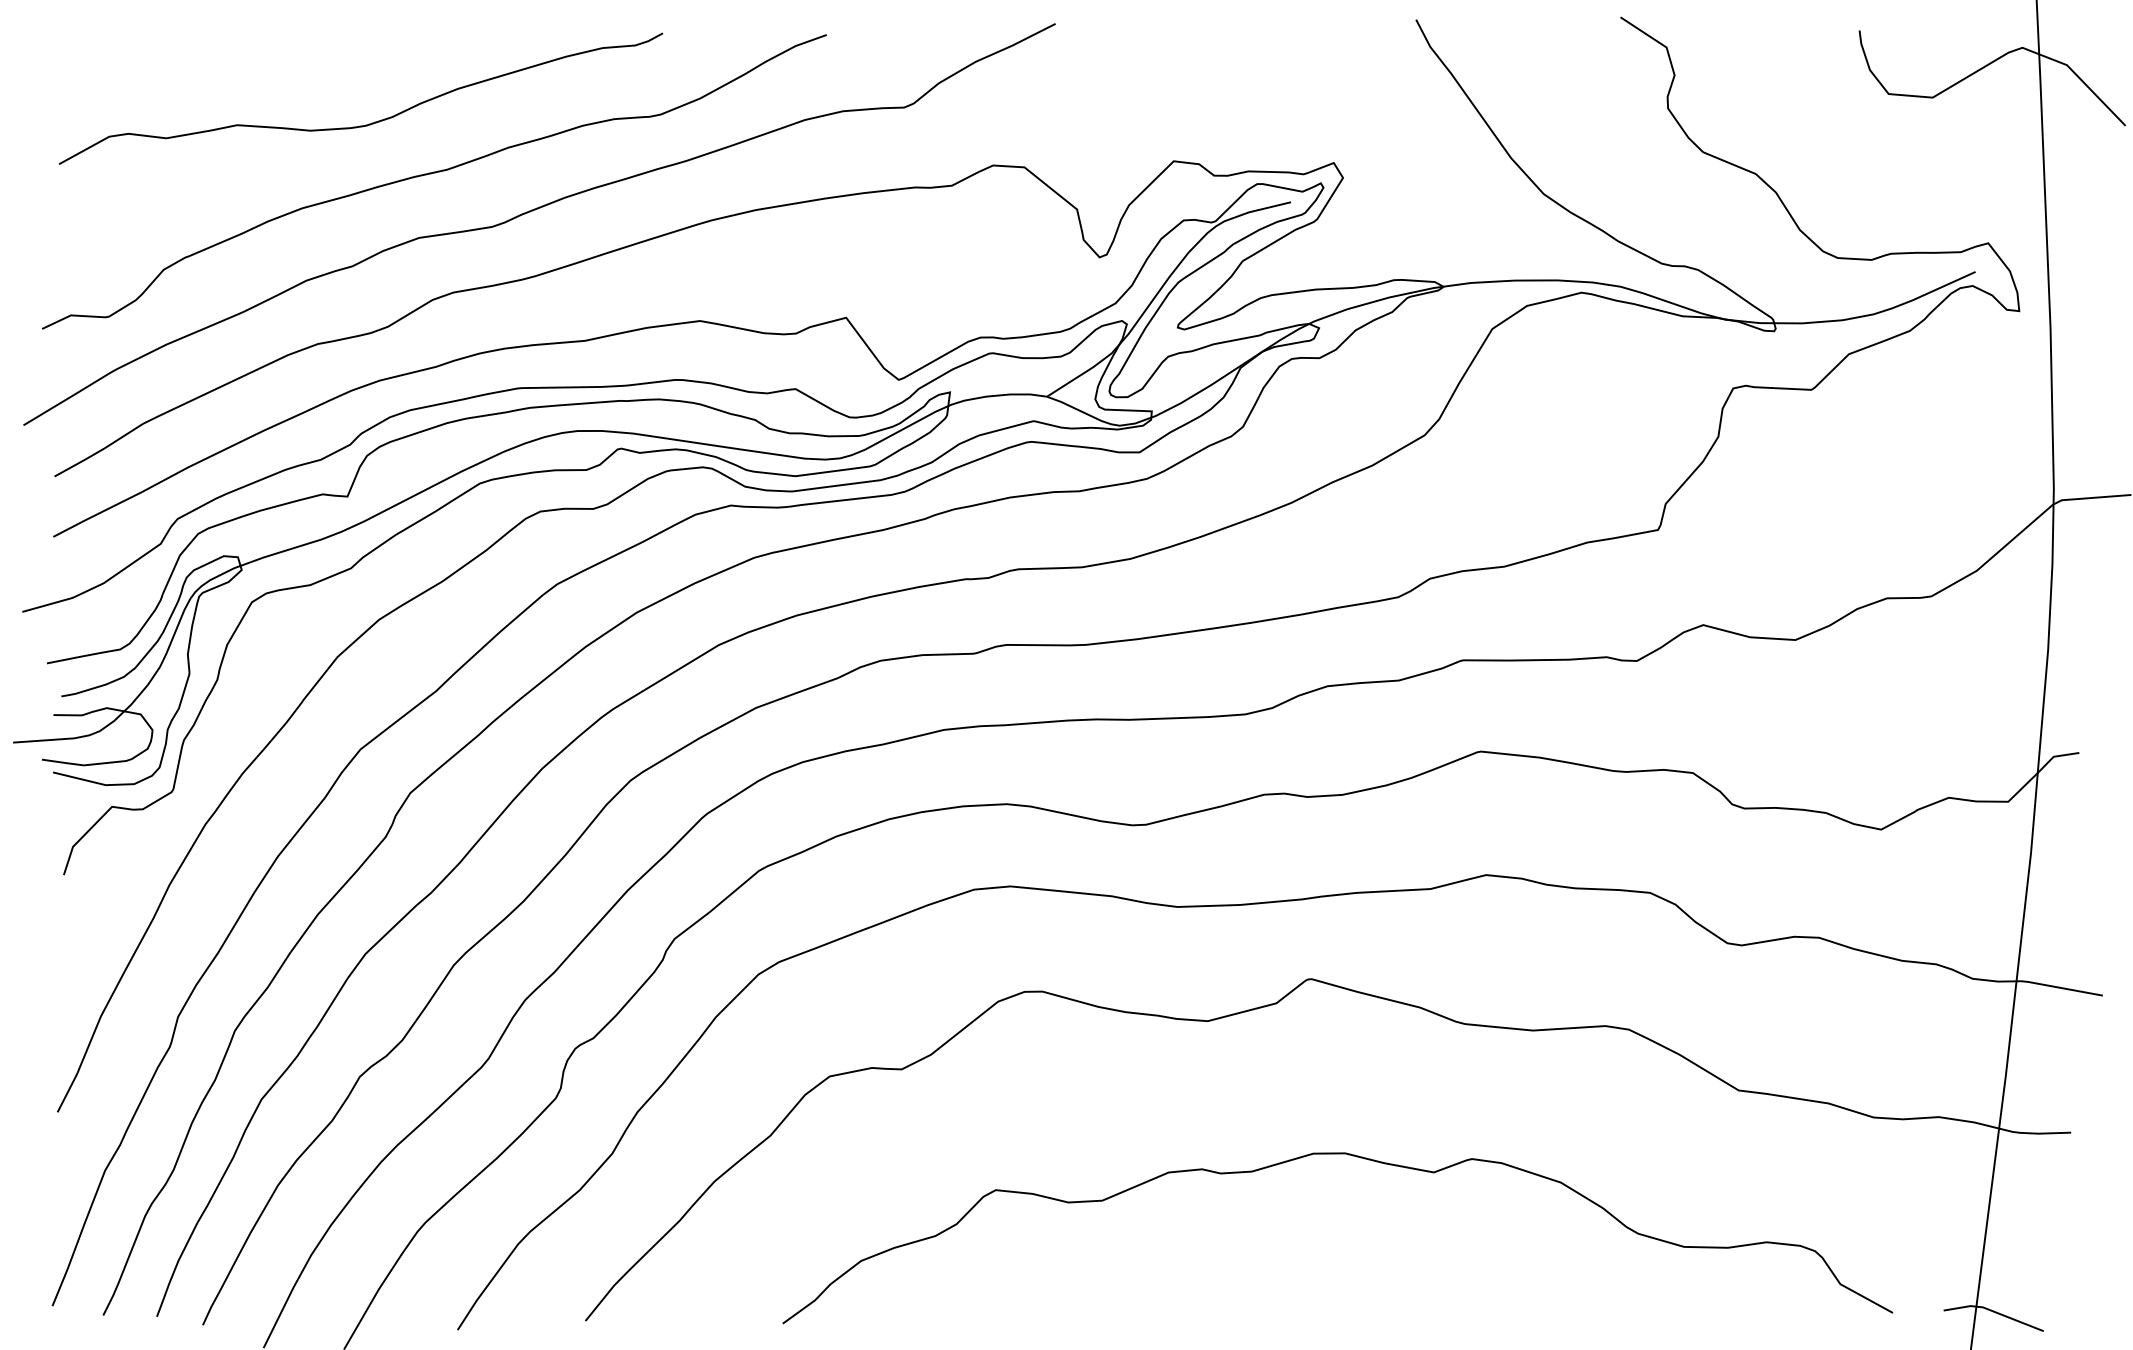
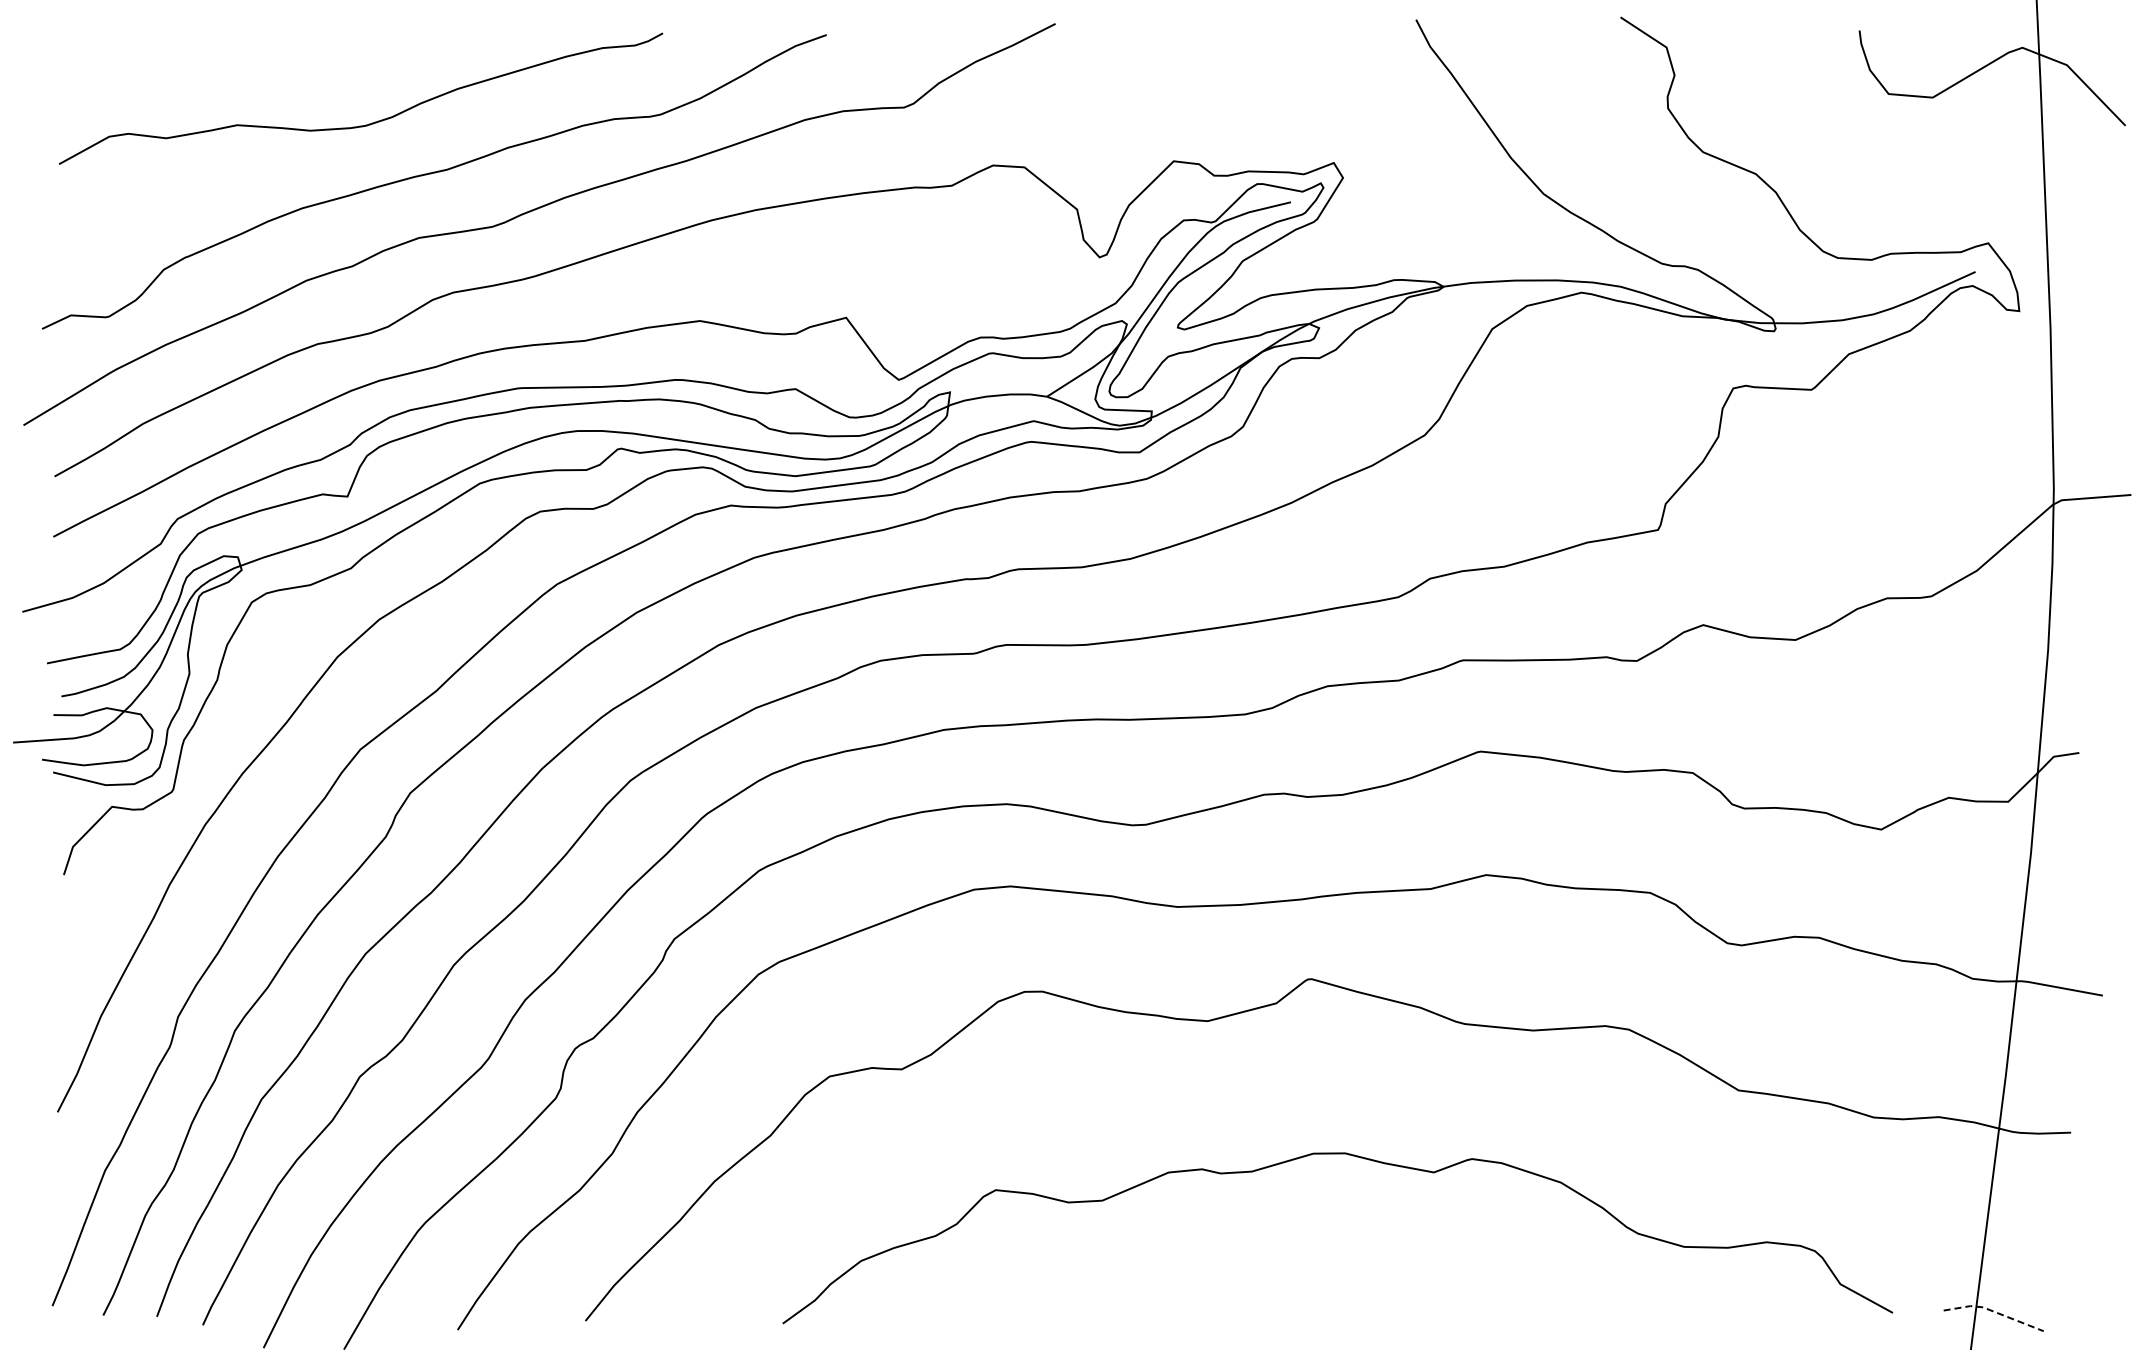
line: solid -> dashed (1994, 1311)
